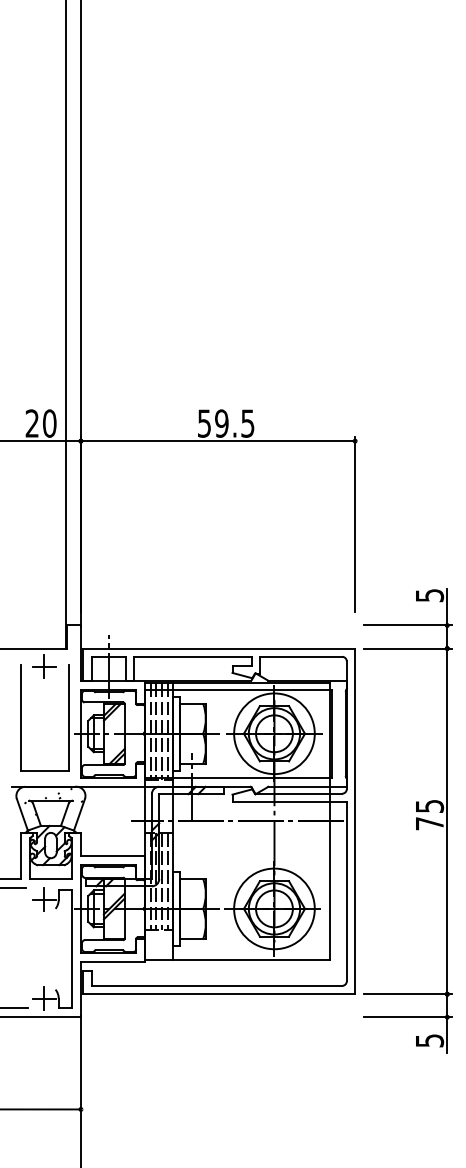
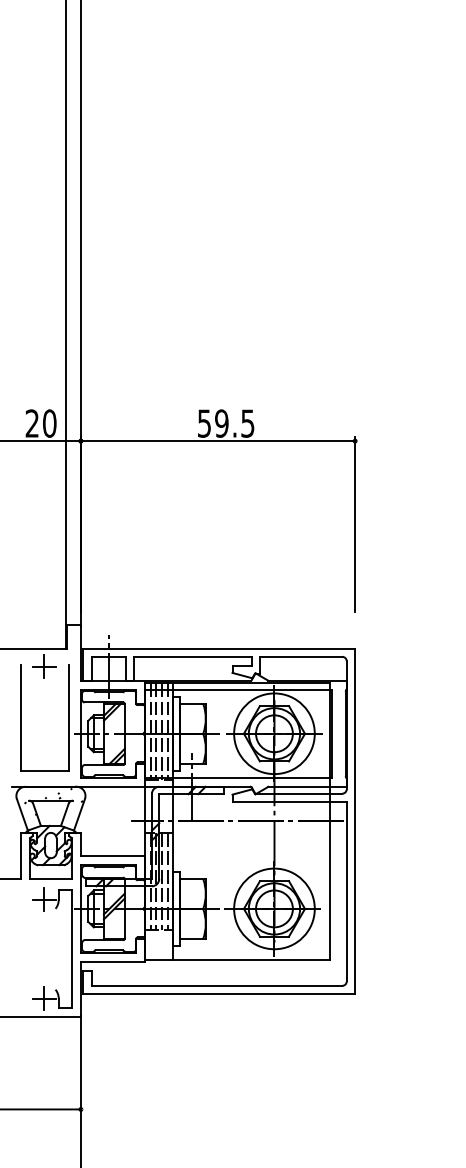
part: present -> none (416, 820)
line: present -> none (13, 888)
line: present -> none (15, 1008)
